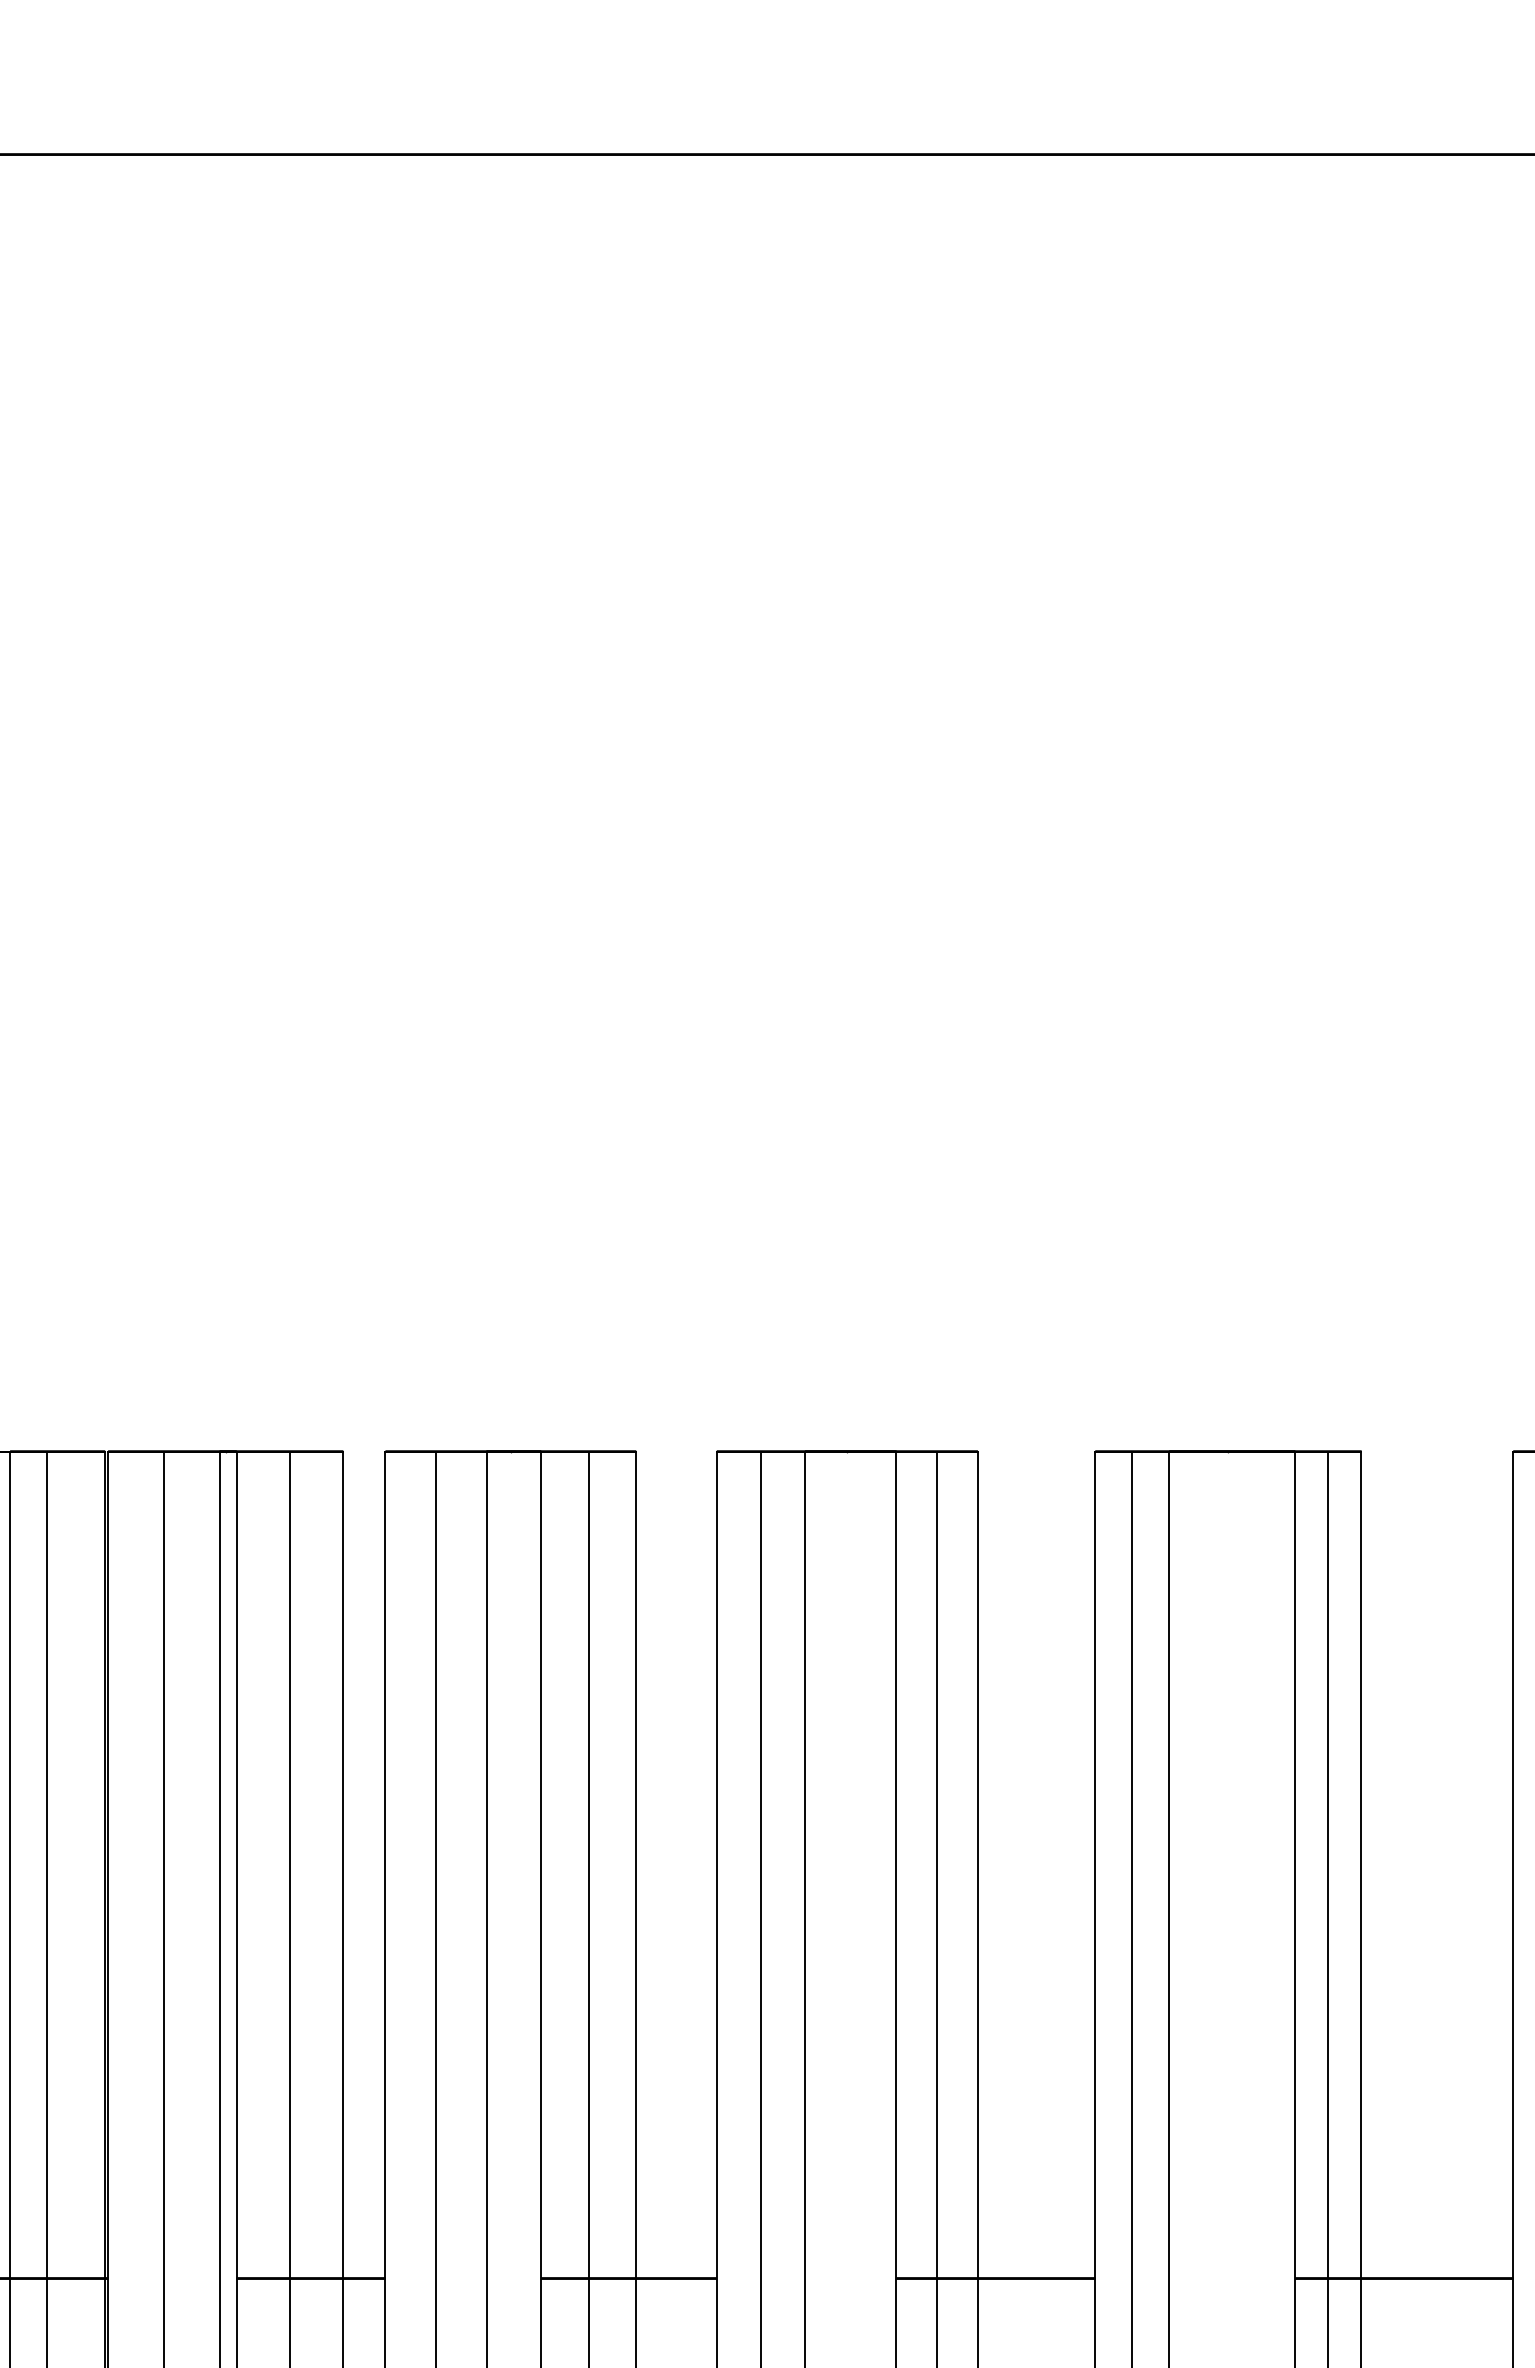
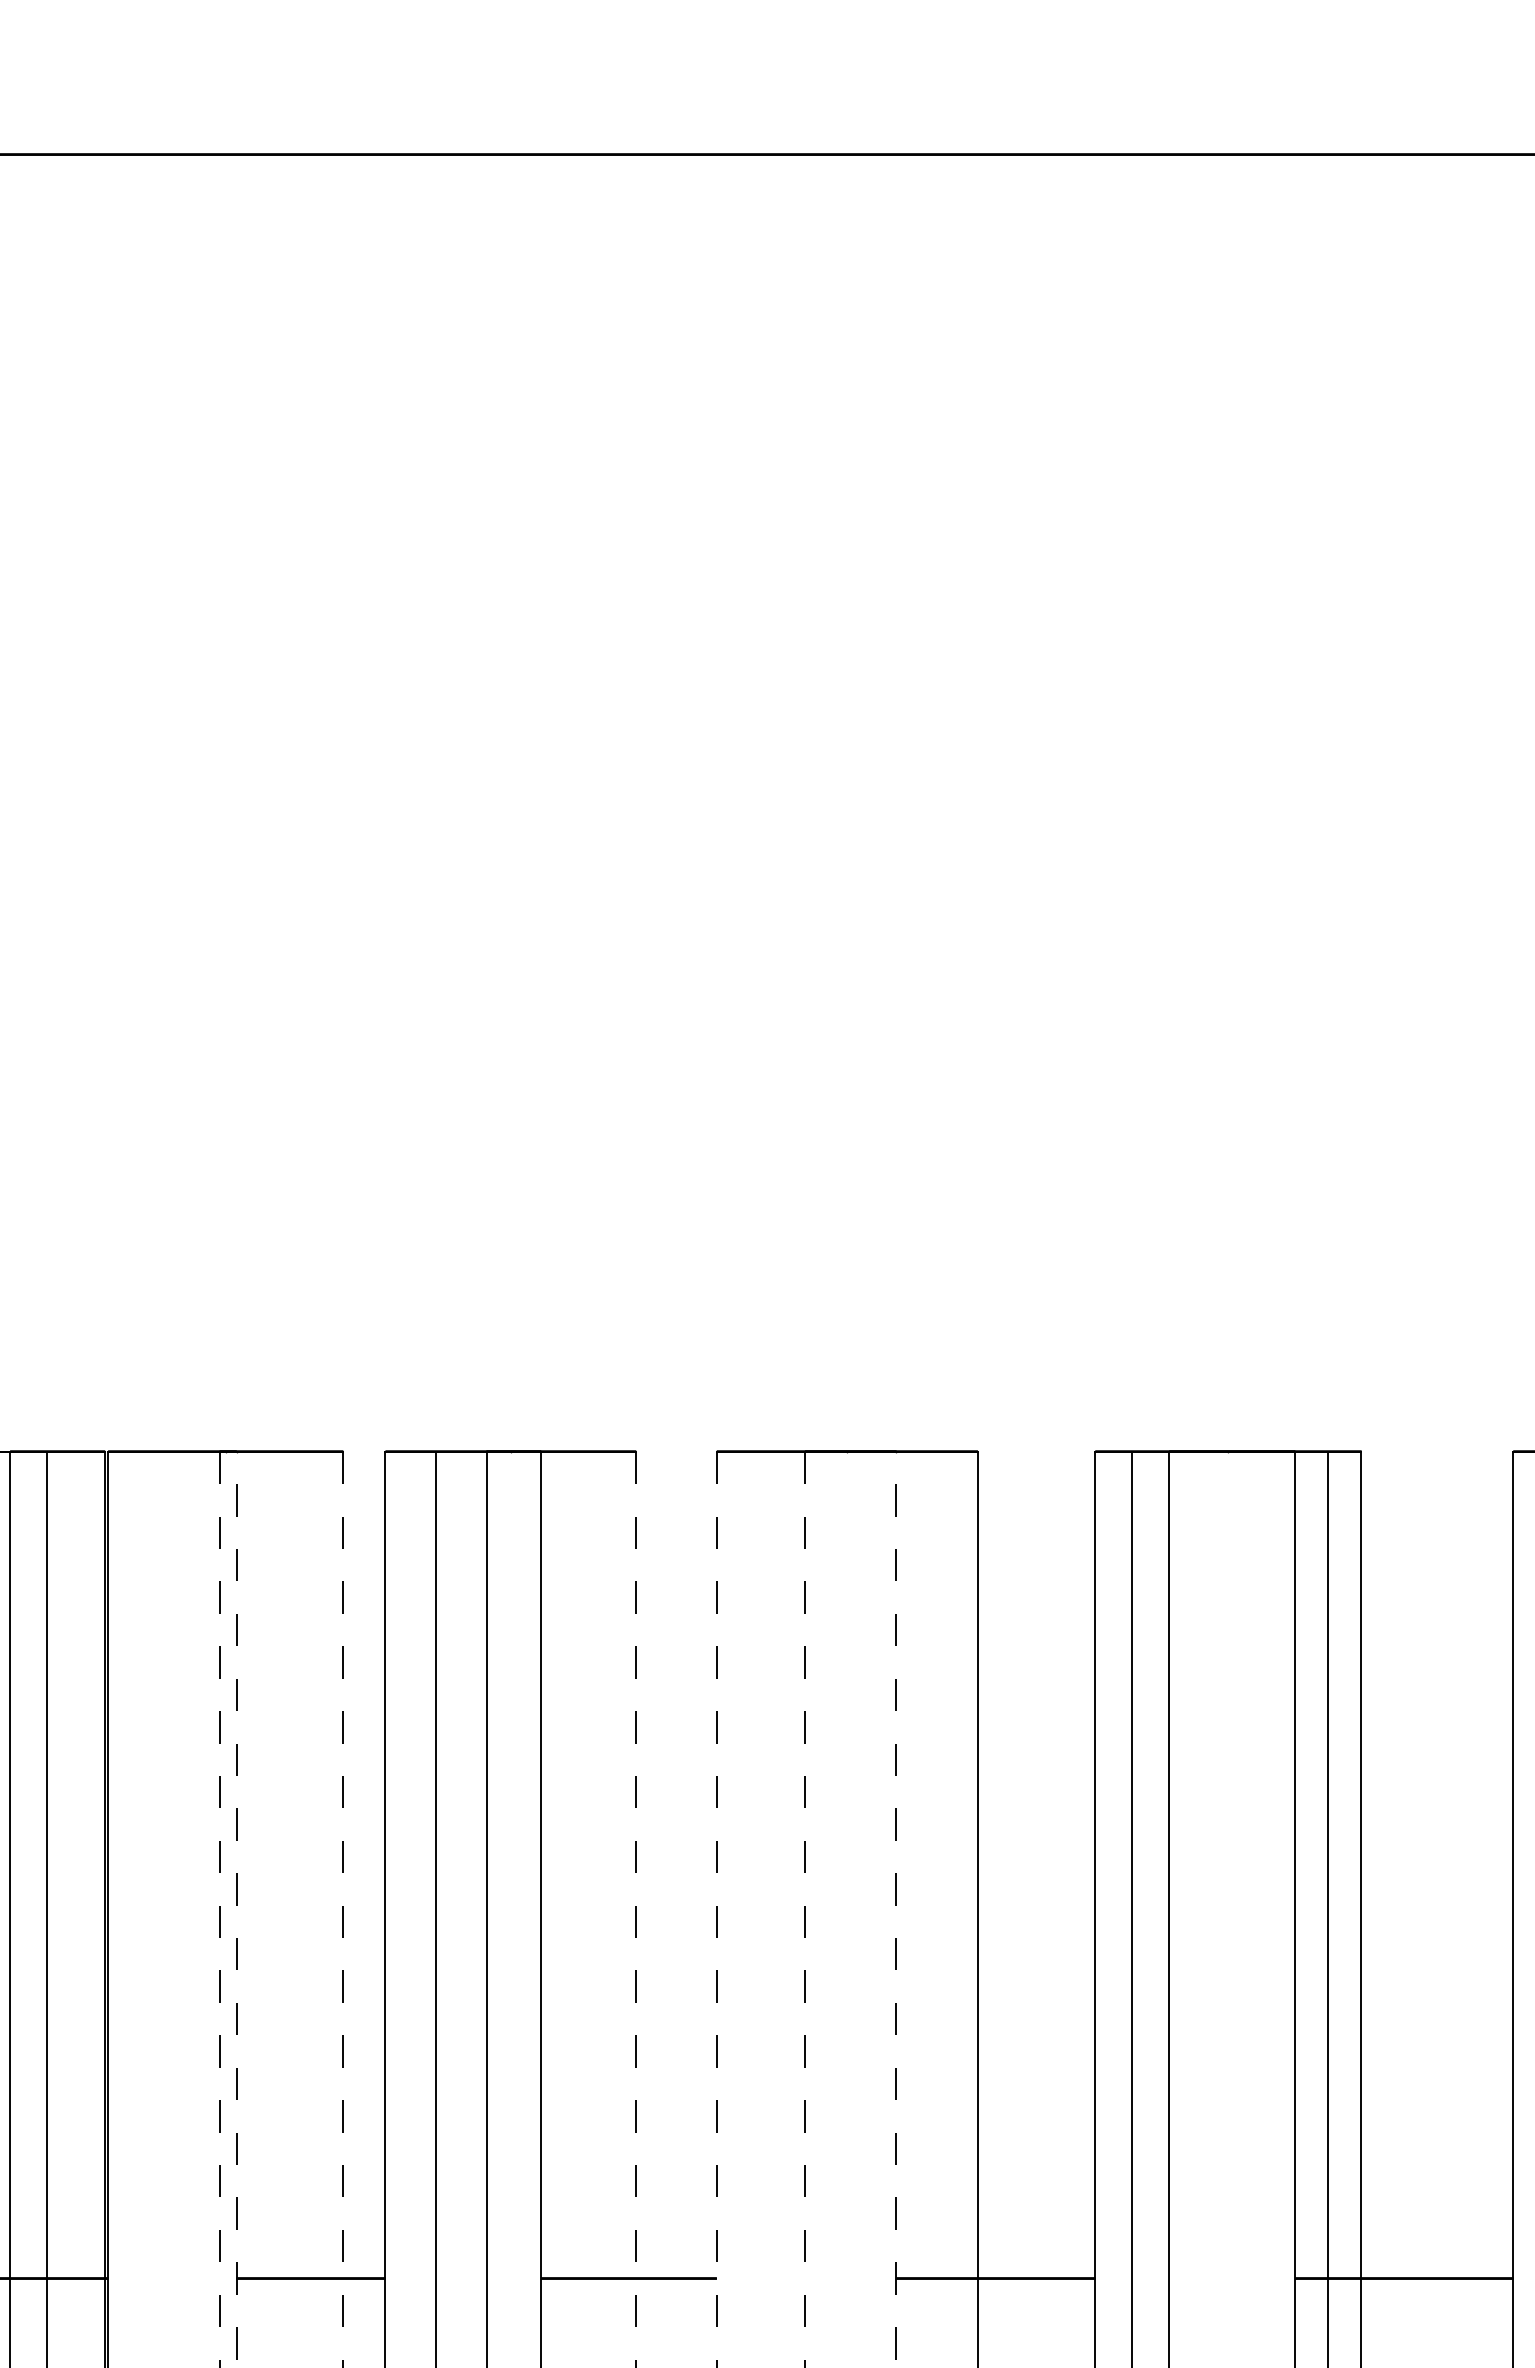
line: present -> none (163, 1907)
line: present -> none (290, 1907)
line: present -> none (588, 1907)
line: present -> none (760, 1907)
line: present -> none (937, 1907)
line: solid -> dashed (219, 1909)
line: solid -> dashed (236, 1909)
line: solid -> dashed (343, 1909)
line: solid -> dashed (636, 1909)
line: solid -> dashed (716, 1909)
line: solid -> dashed (805, 1909)
line: solid -> dashed (896, 1909)
